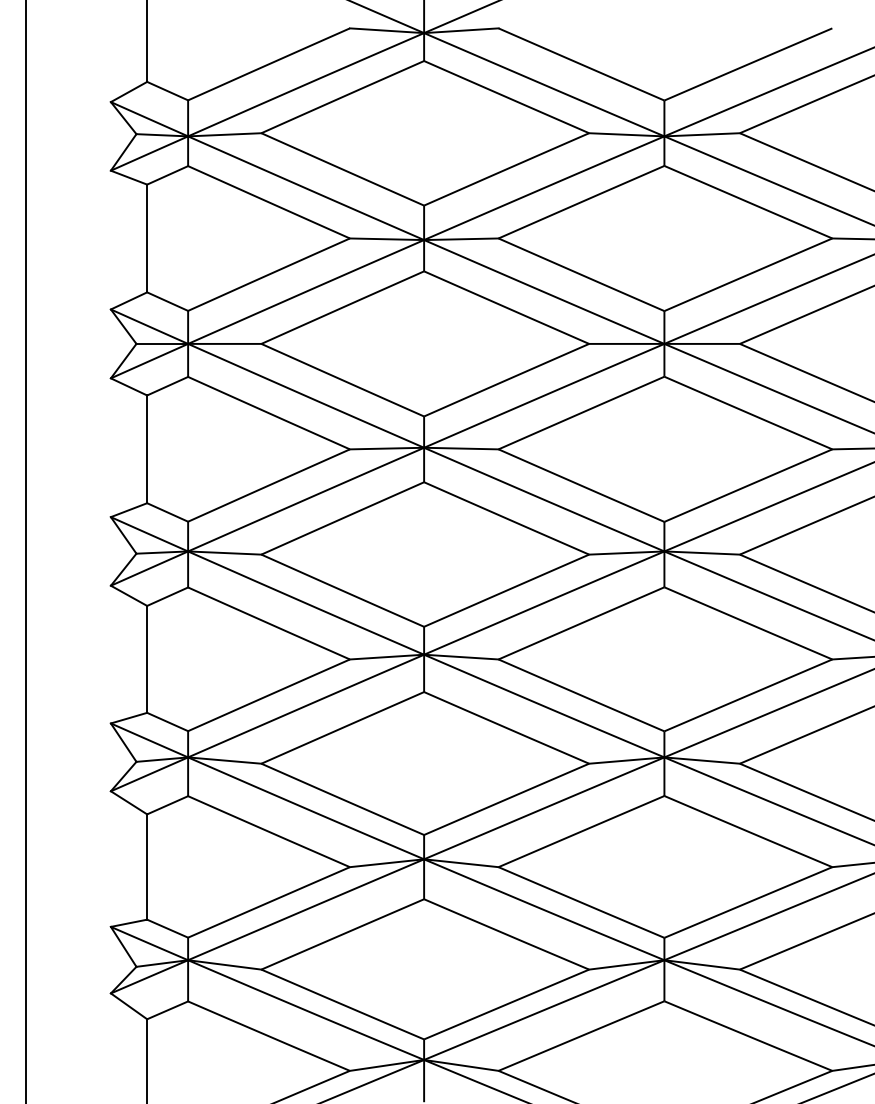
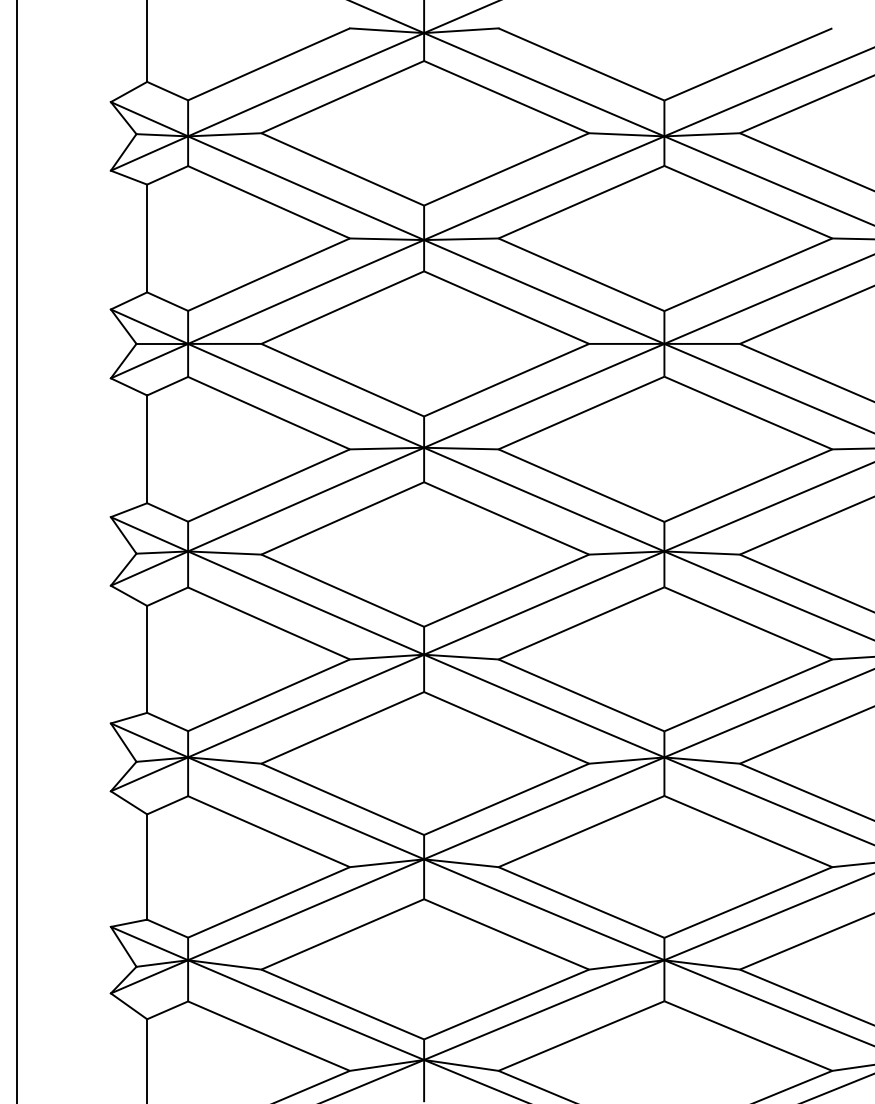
line position: (26, 551) -> (17, 551) (17, 551)
